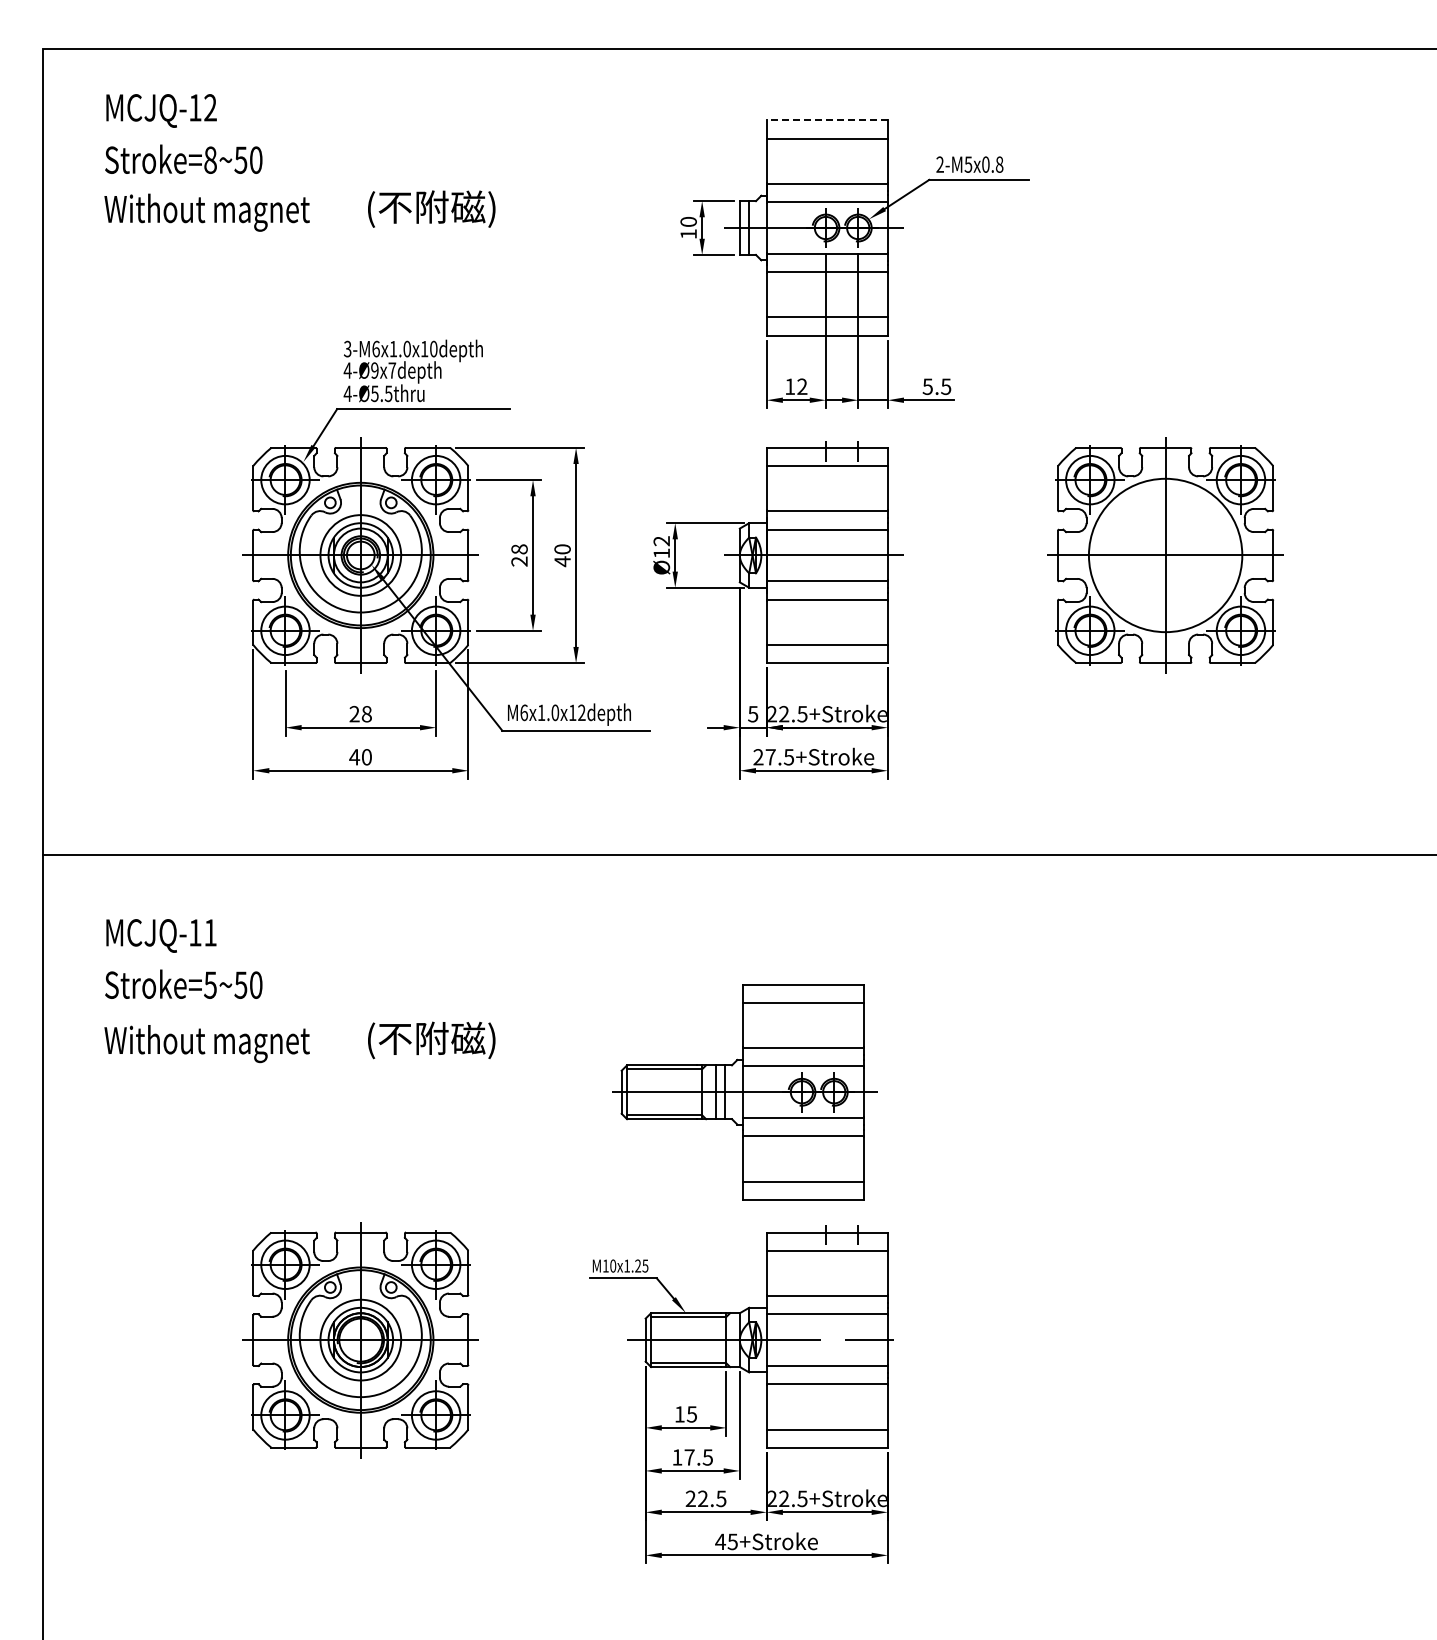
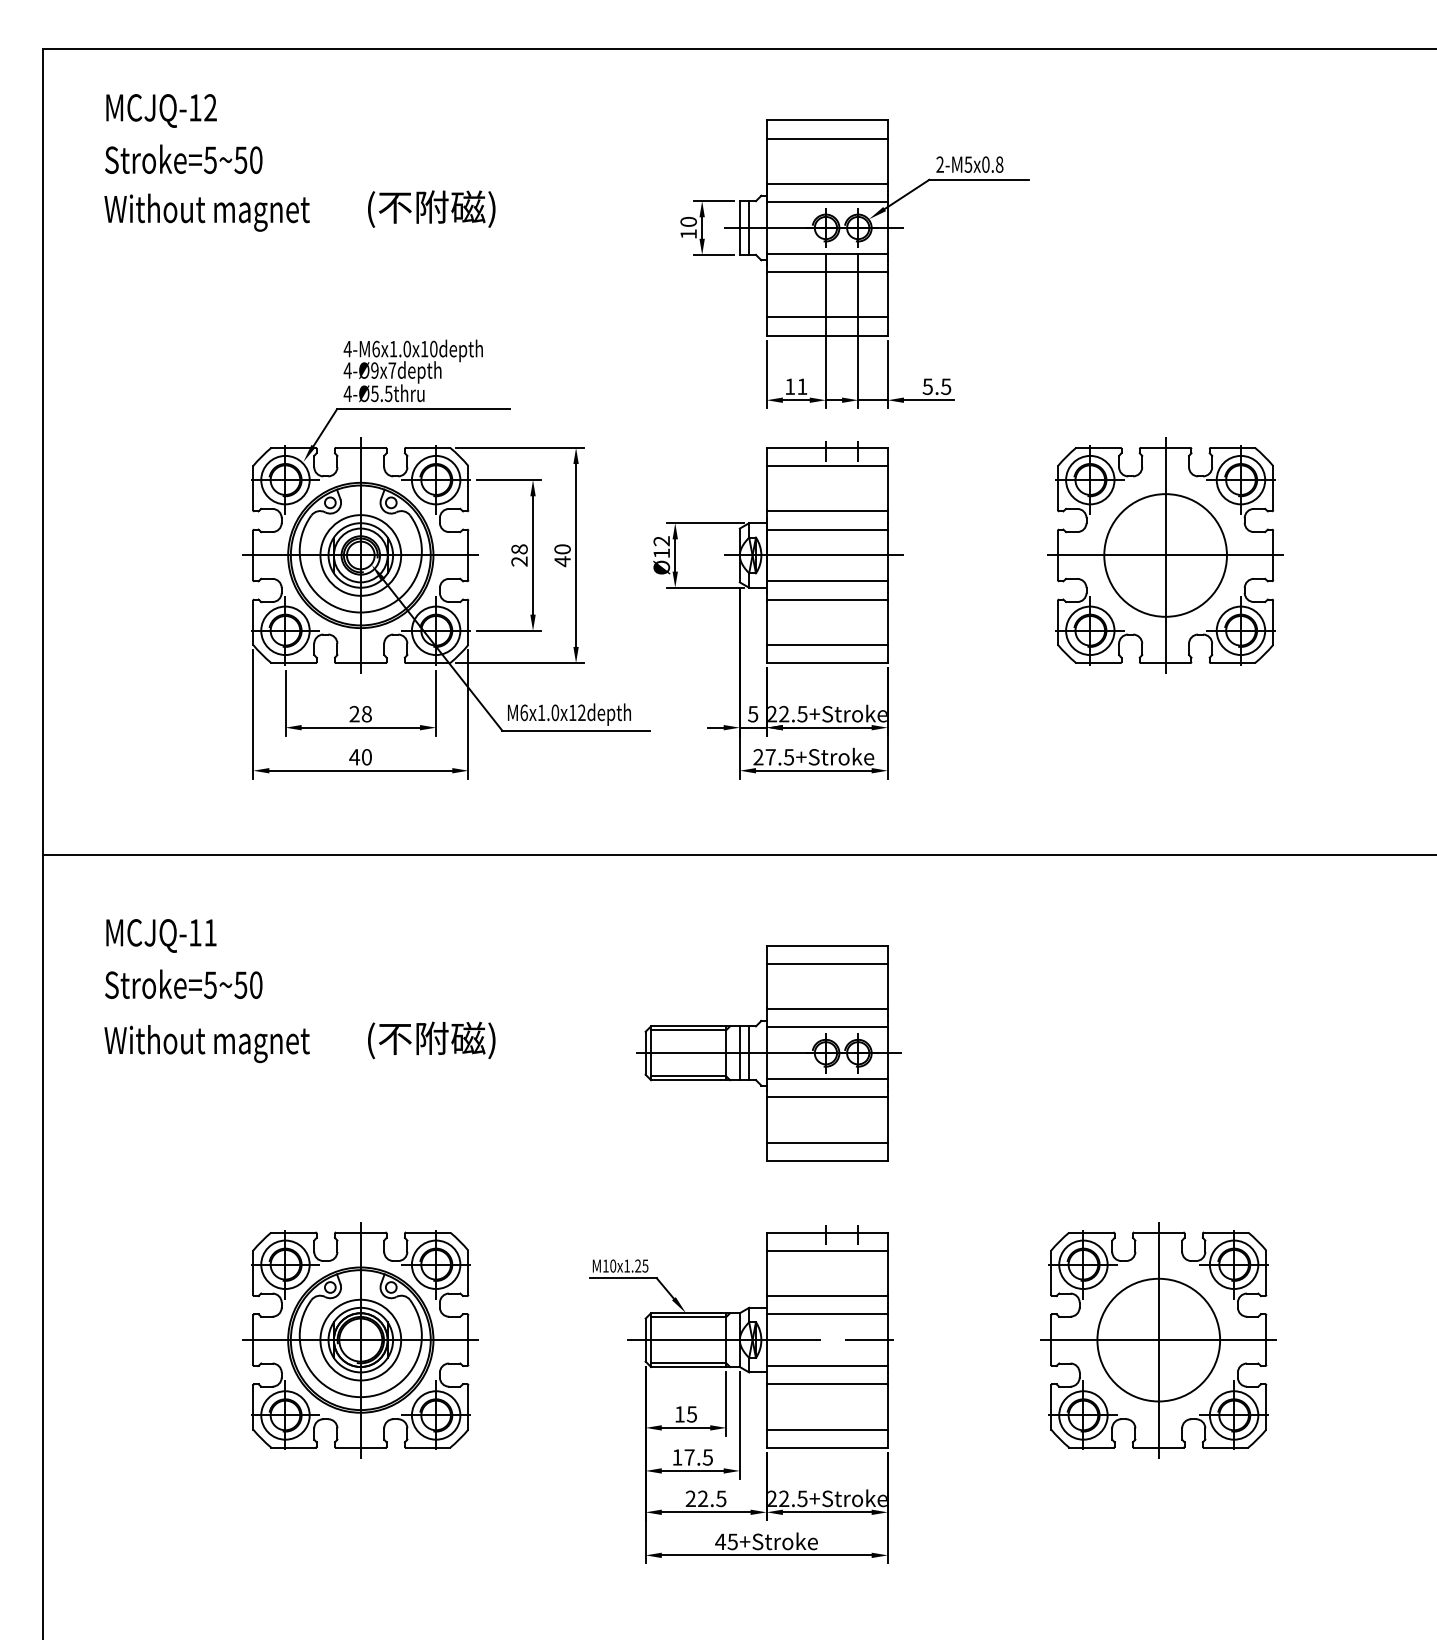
line: dashed -> solid (827, 120)
text: Stroke=8~50 -> Stroke=5~50 (210, 159)
text: 3-M6x1.0x10depth -> 4-M6x1.0x10depth (347, 348)
text: 12 -> 11 (802, 386)
circle diameter: 153 px -> 123 px (1165, 555)
part position: (744, 1092) -> (768, 1053) (768, 1053)
part: none -> present (1158, 1340)
